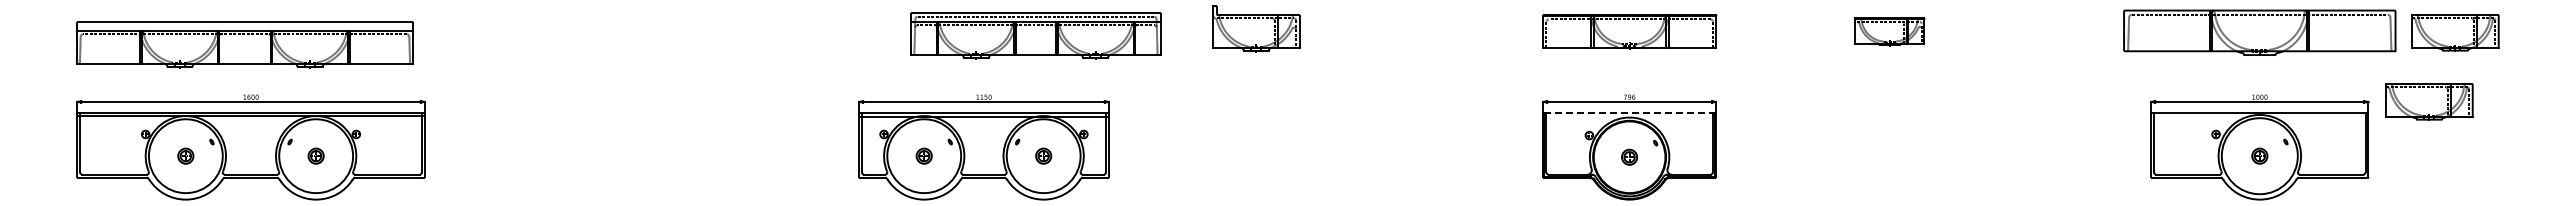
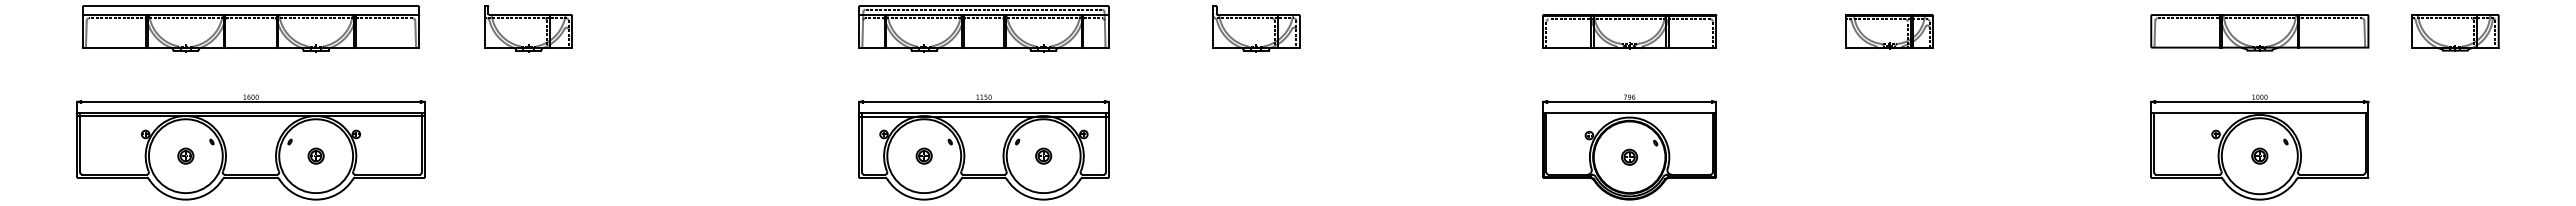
part: none -> present (528, 28)
part size: 72x30 px -> 90x36 px (1889, 31)
part size: 274x47 px -> 220x38 px (2259, 32)
part position: (1035, 35) -> (983, 28) (983, 28)
part position: (244, 44) -> (250, 28) (250, 28)
part: present -> none (2429, 101)
line: dashed -> solid (1629, 112)
